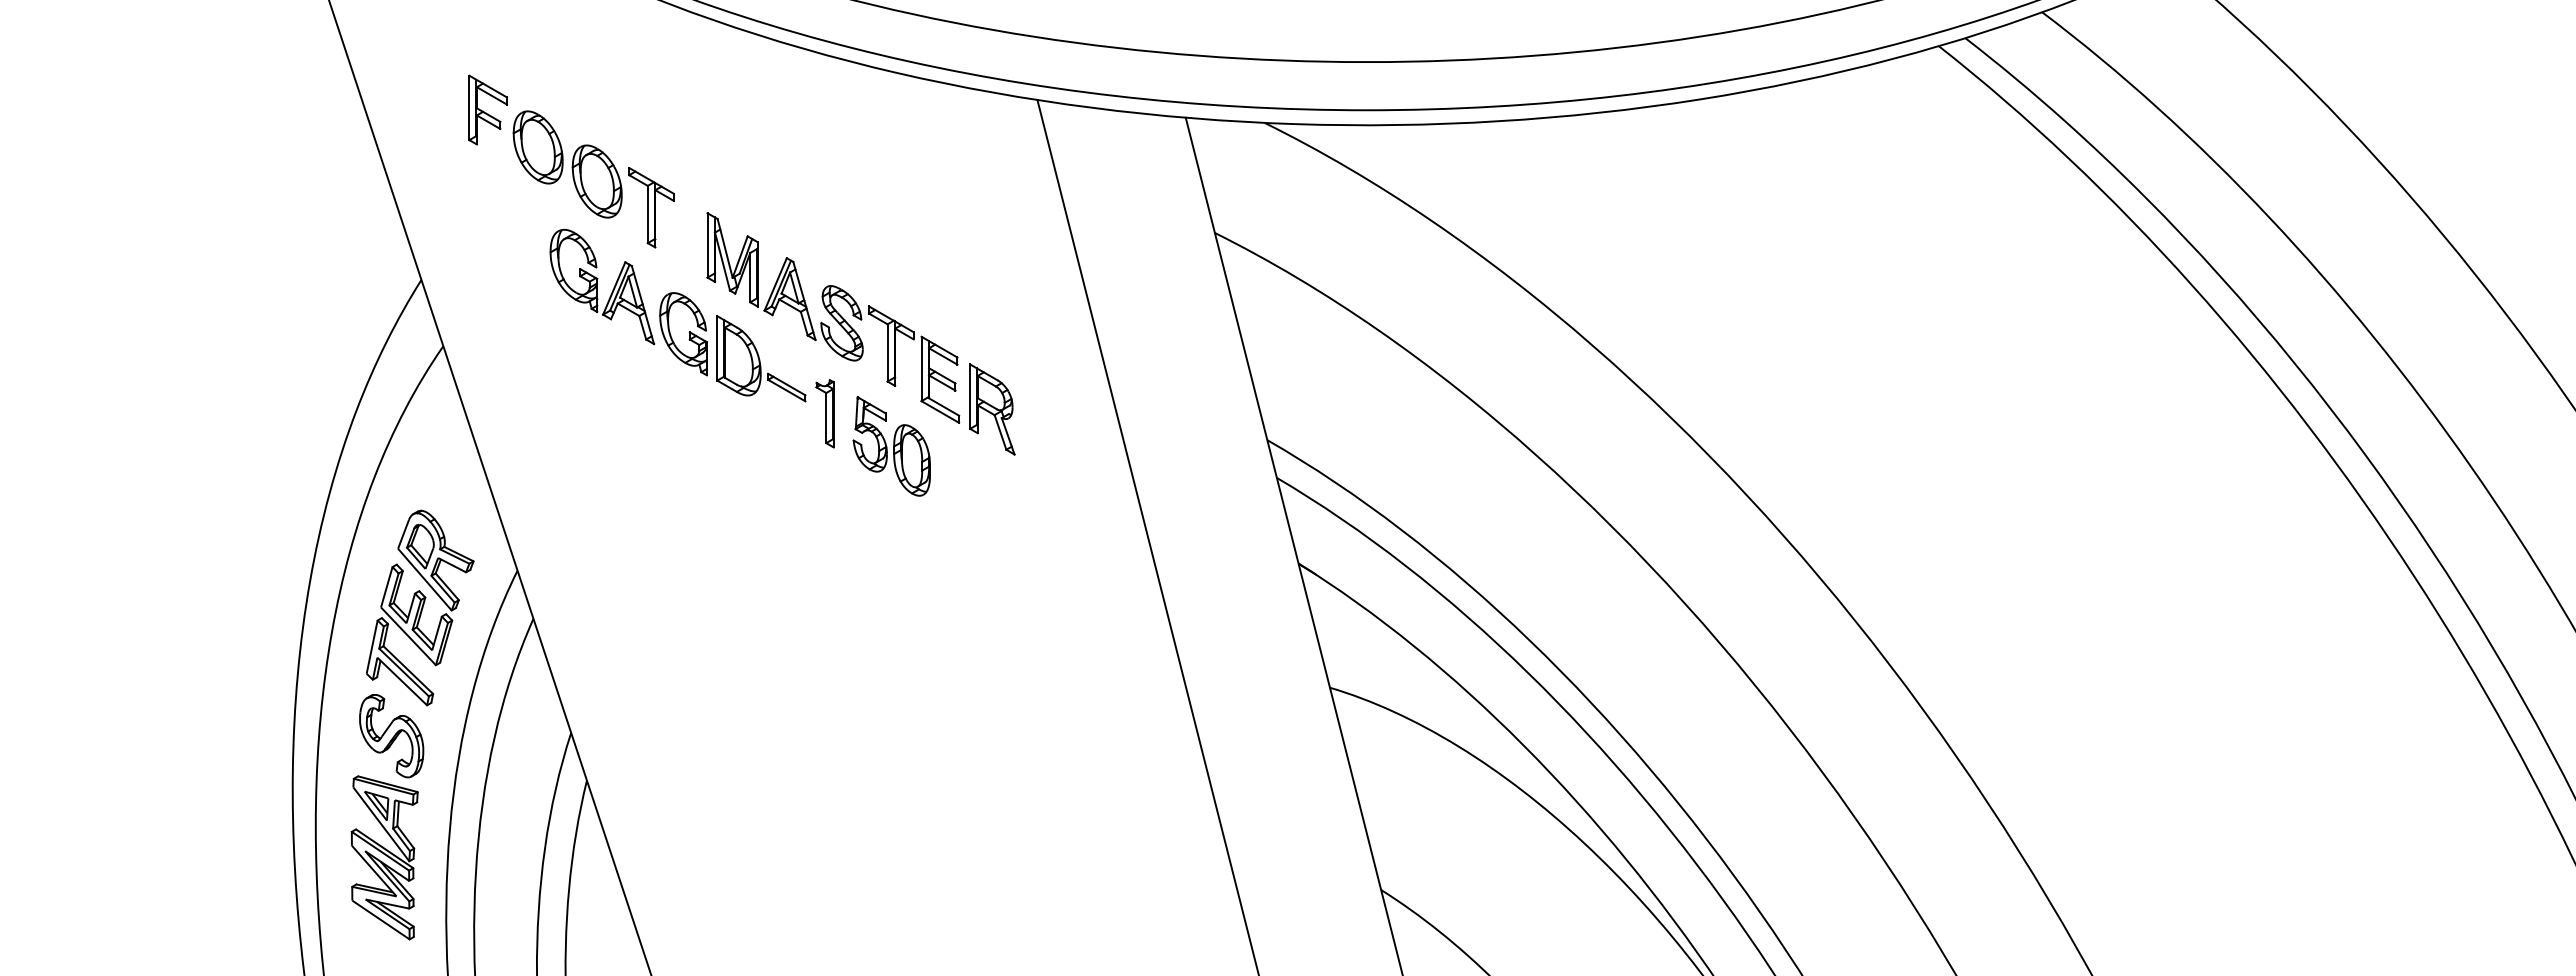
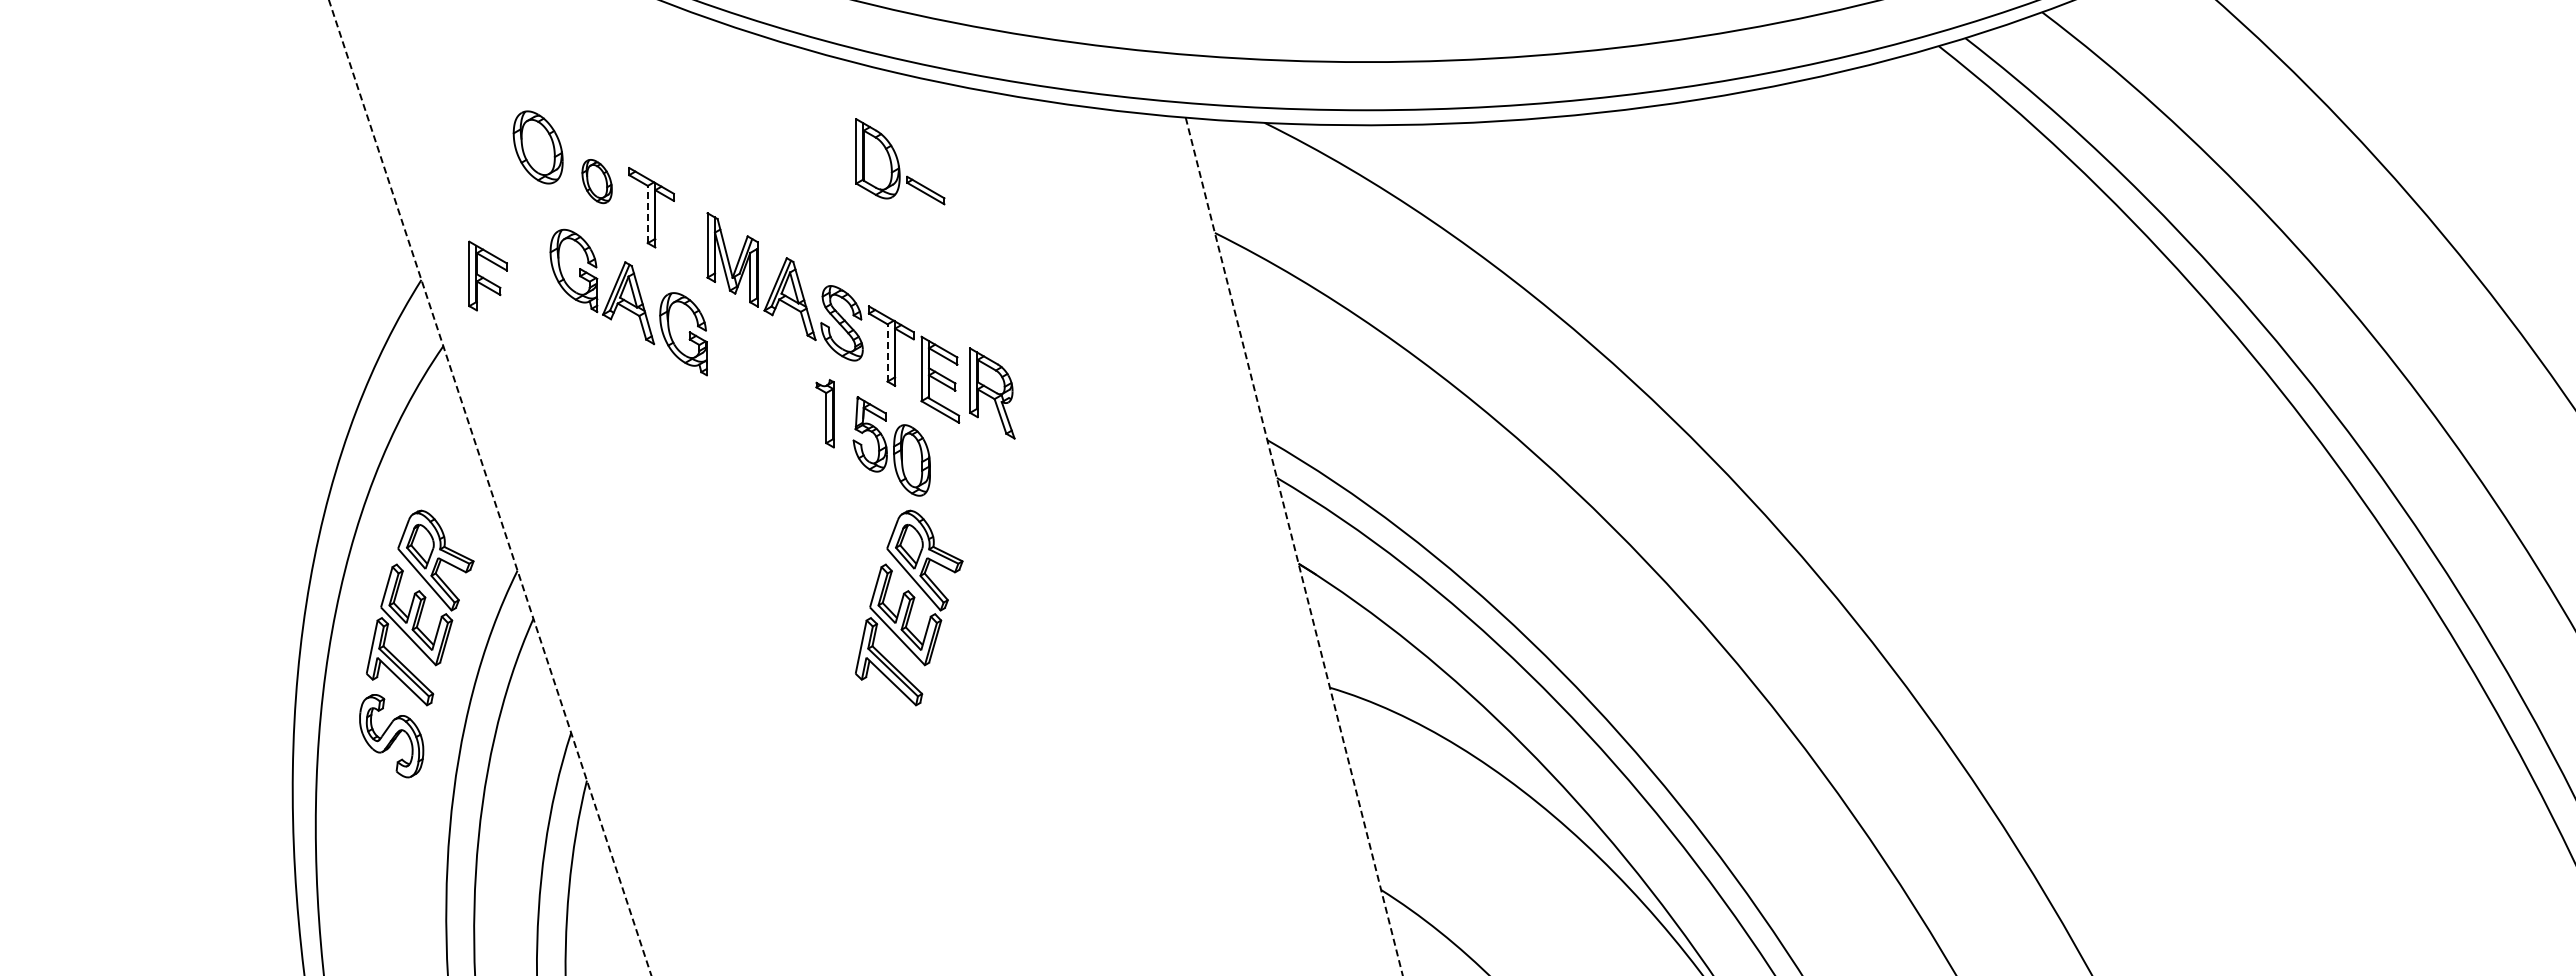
part position: (487, 109) -> (487, 275) (487, 275)
part size: 52x75 px -> 32x46 px (596, 181)
line: solid -> dashed (647, 214)
line: solid -> dashed (887, 352)
part position: (761, 358) -> (900, 161) (900, 161)
part position: (992, 409) -> (992, 393) (992, 393)
line: solid -> dashed (490, 488)
line: present -> none (1147, 536)
line: solid -> dashed (1294, 546)
part: none -> present (908, 607)
part: present -> none (384, 857)
